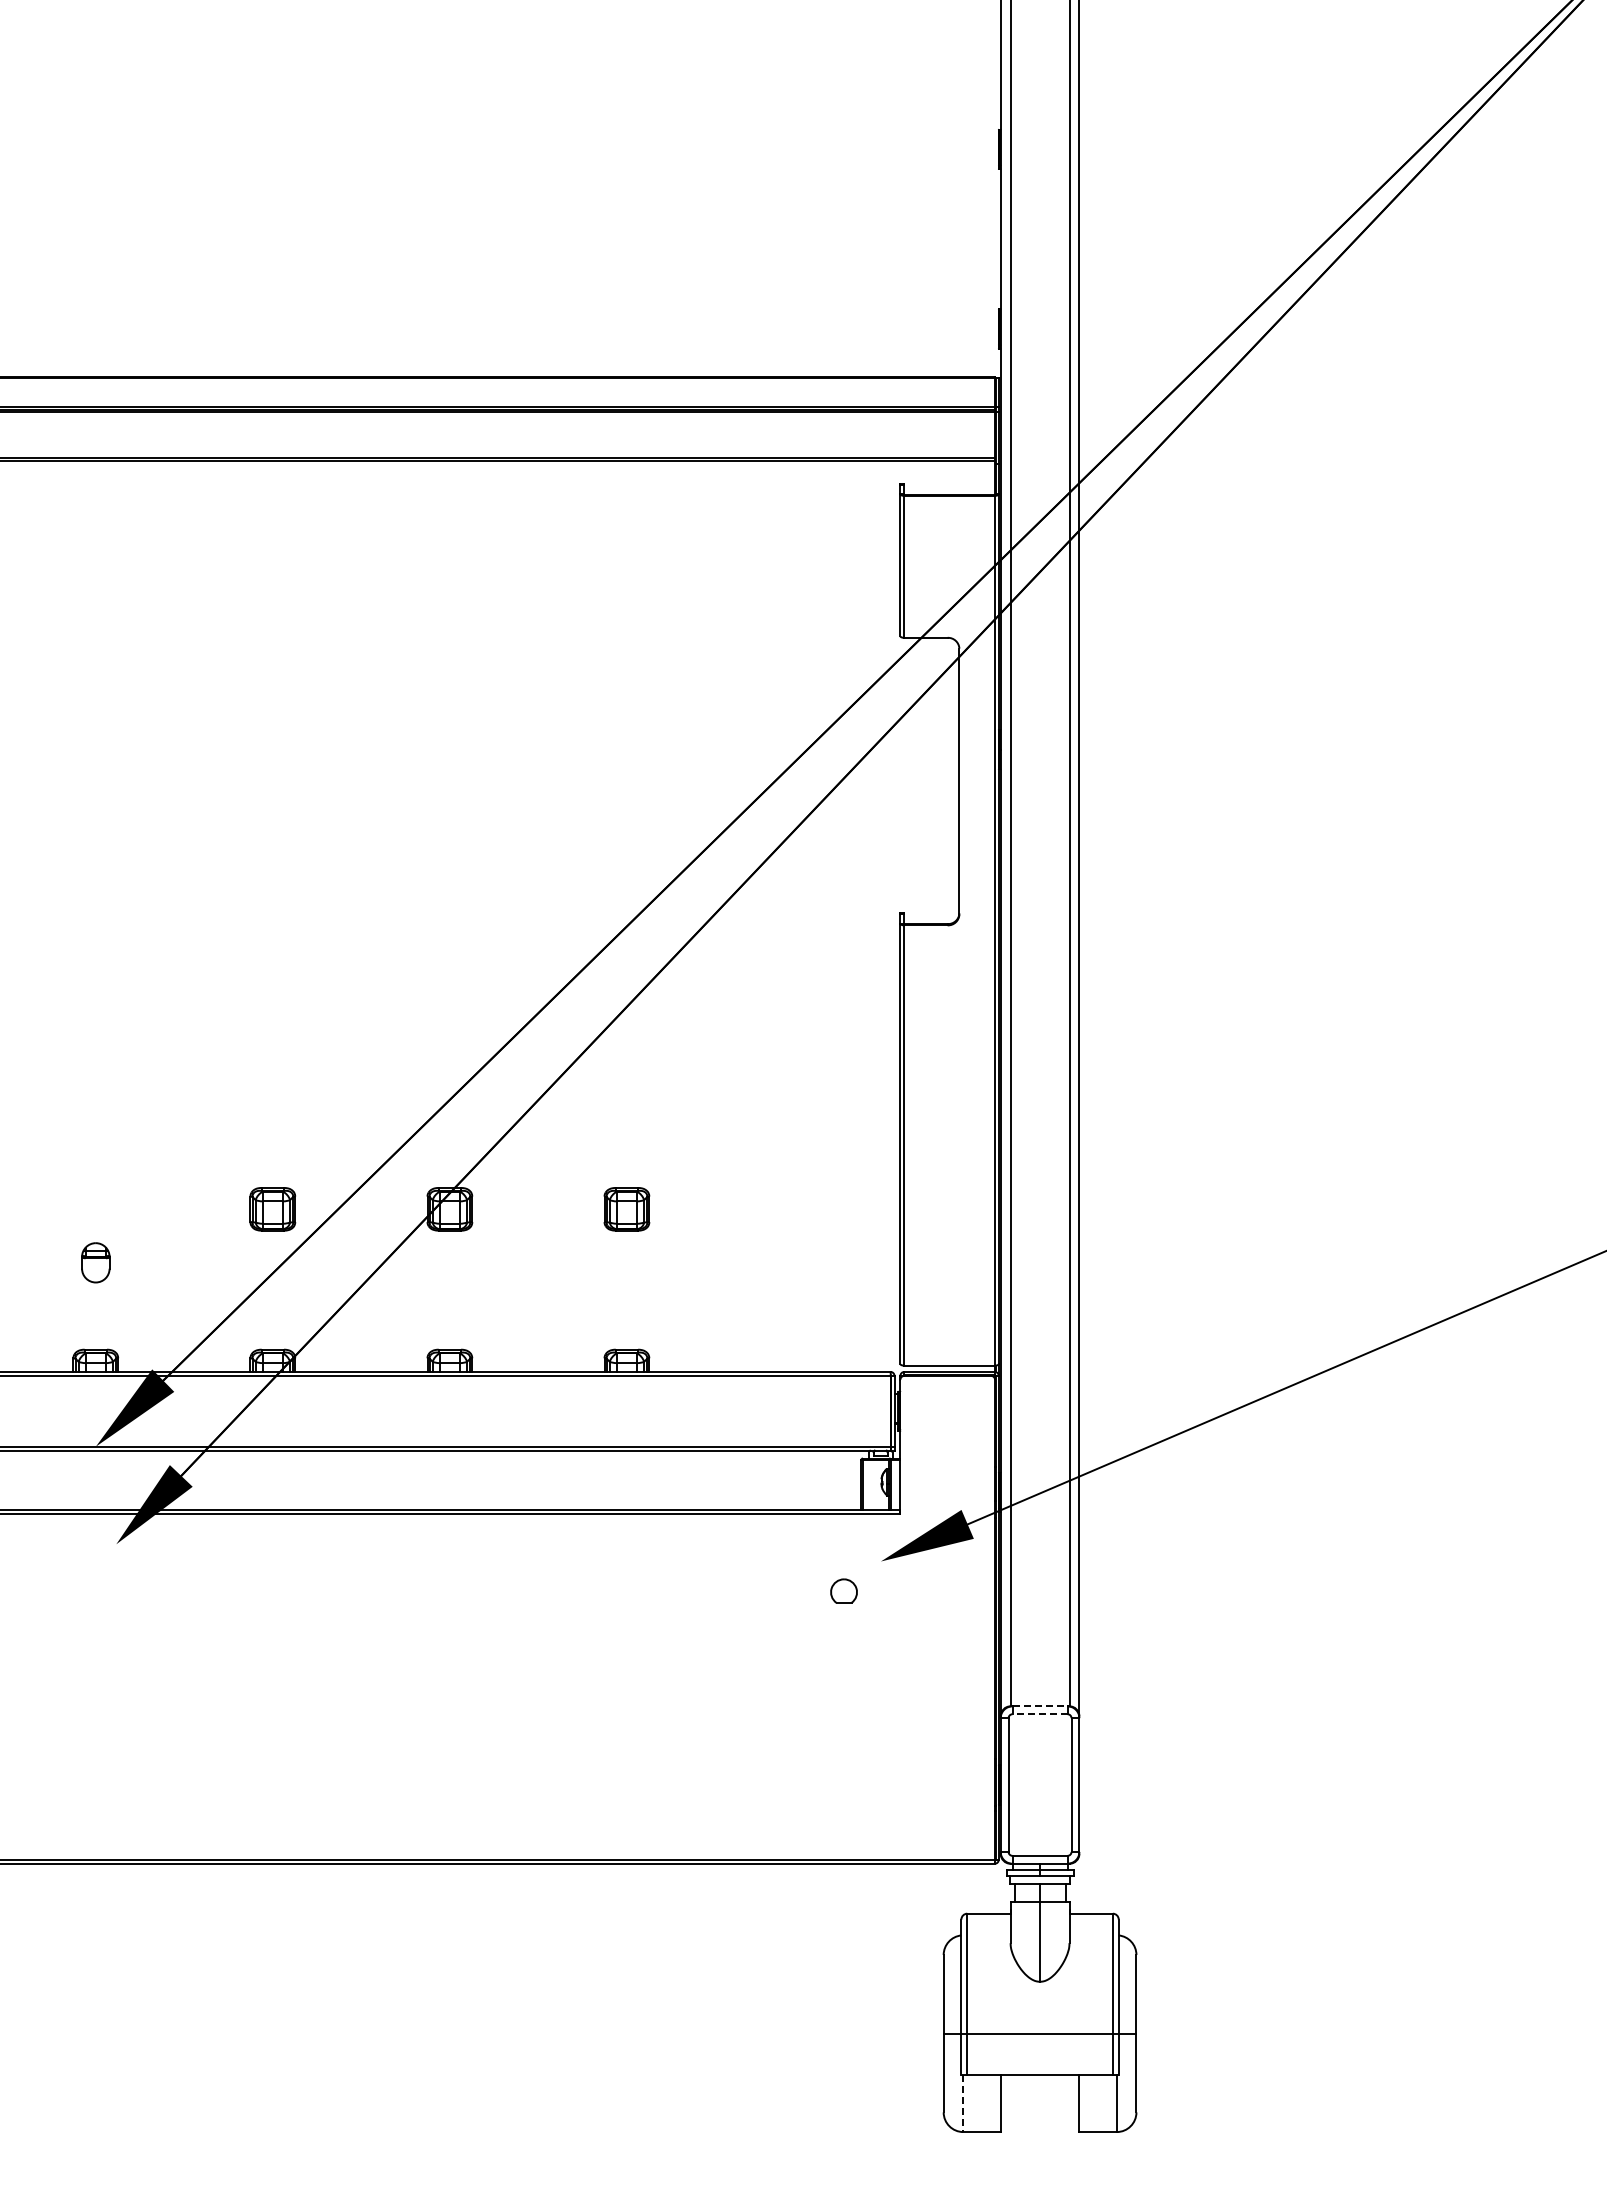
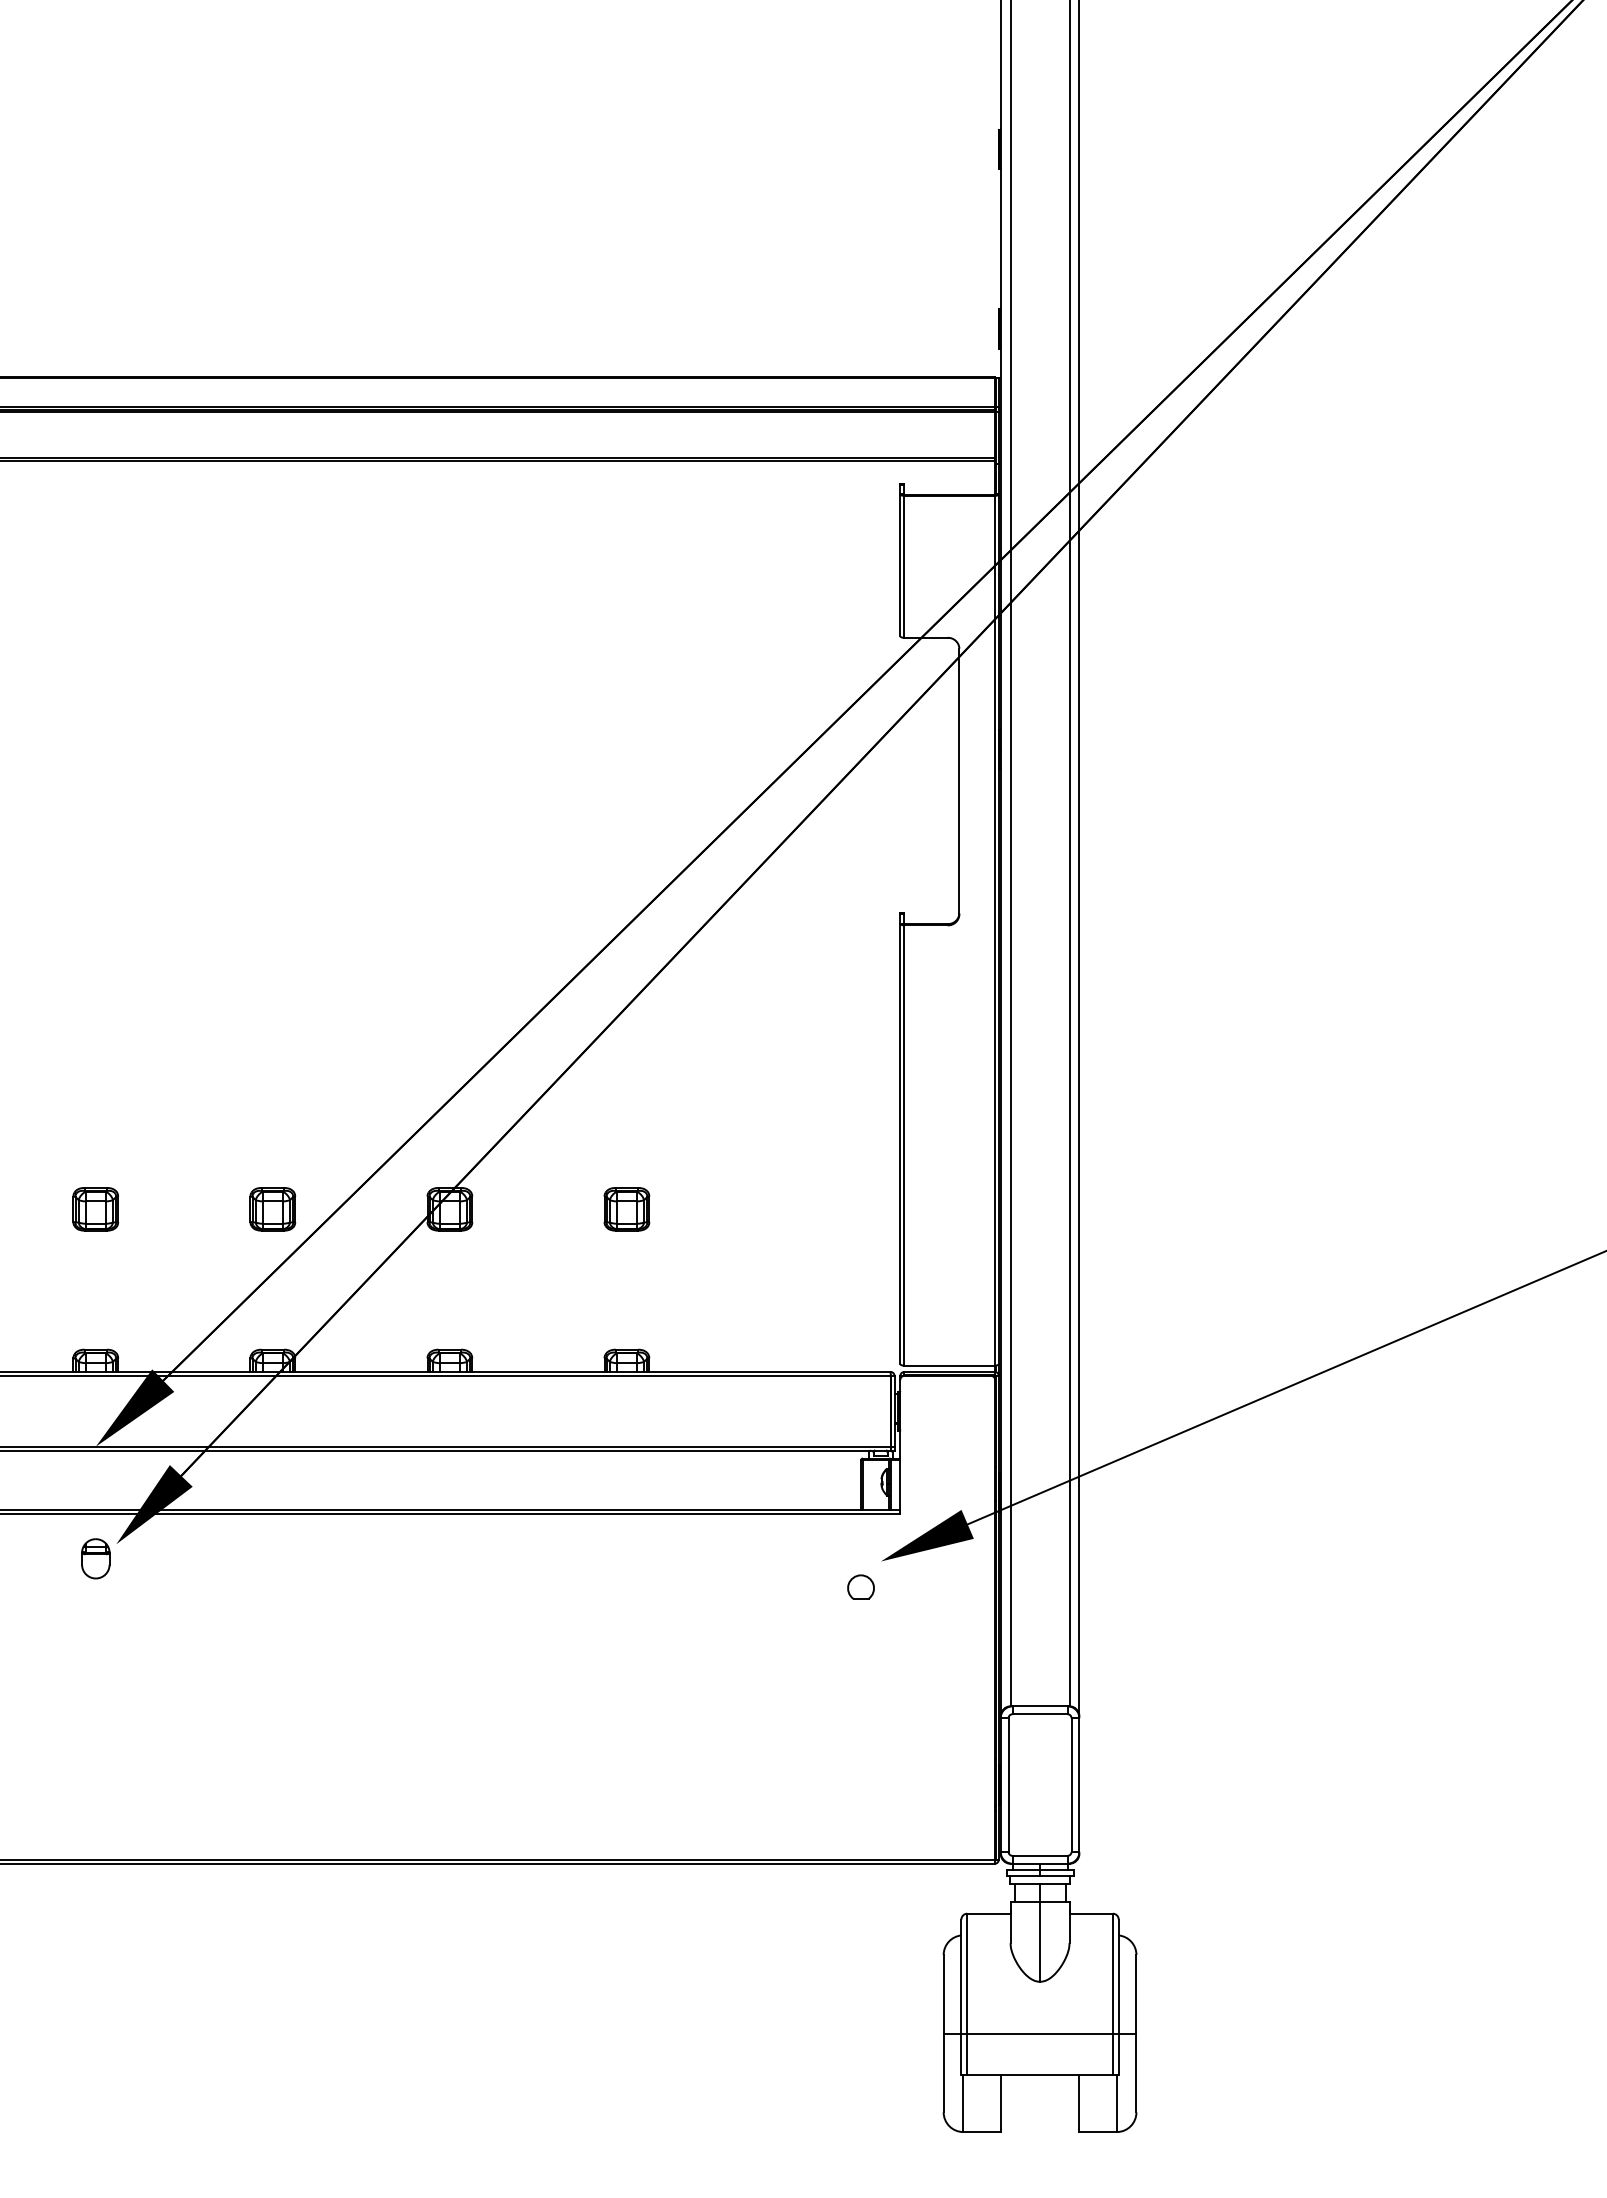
part: none -> present (95, 1209)
part position: (95, 1262) -> (95, 1558) (95, 1558)
part position: (843, 1590) -> (860, 1586) (860, 1586)
line: dashed -> solid (1040, 1706)
line: dashed -> solid (1040, 1714)
line: dashed -> solid (963, 2104)
